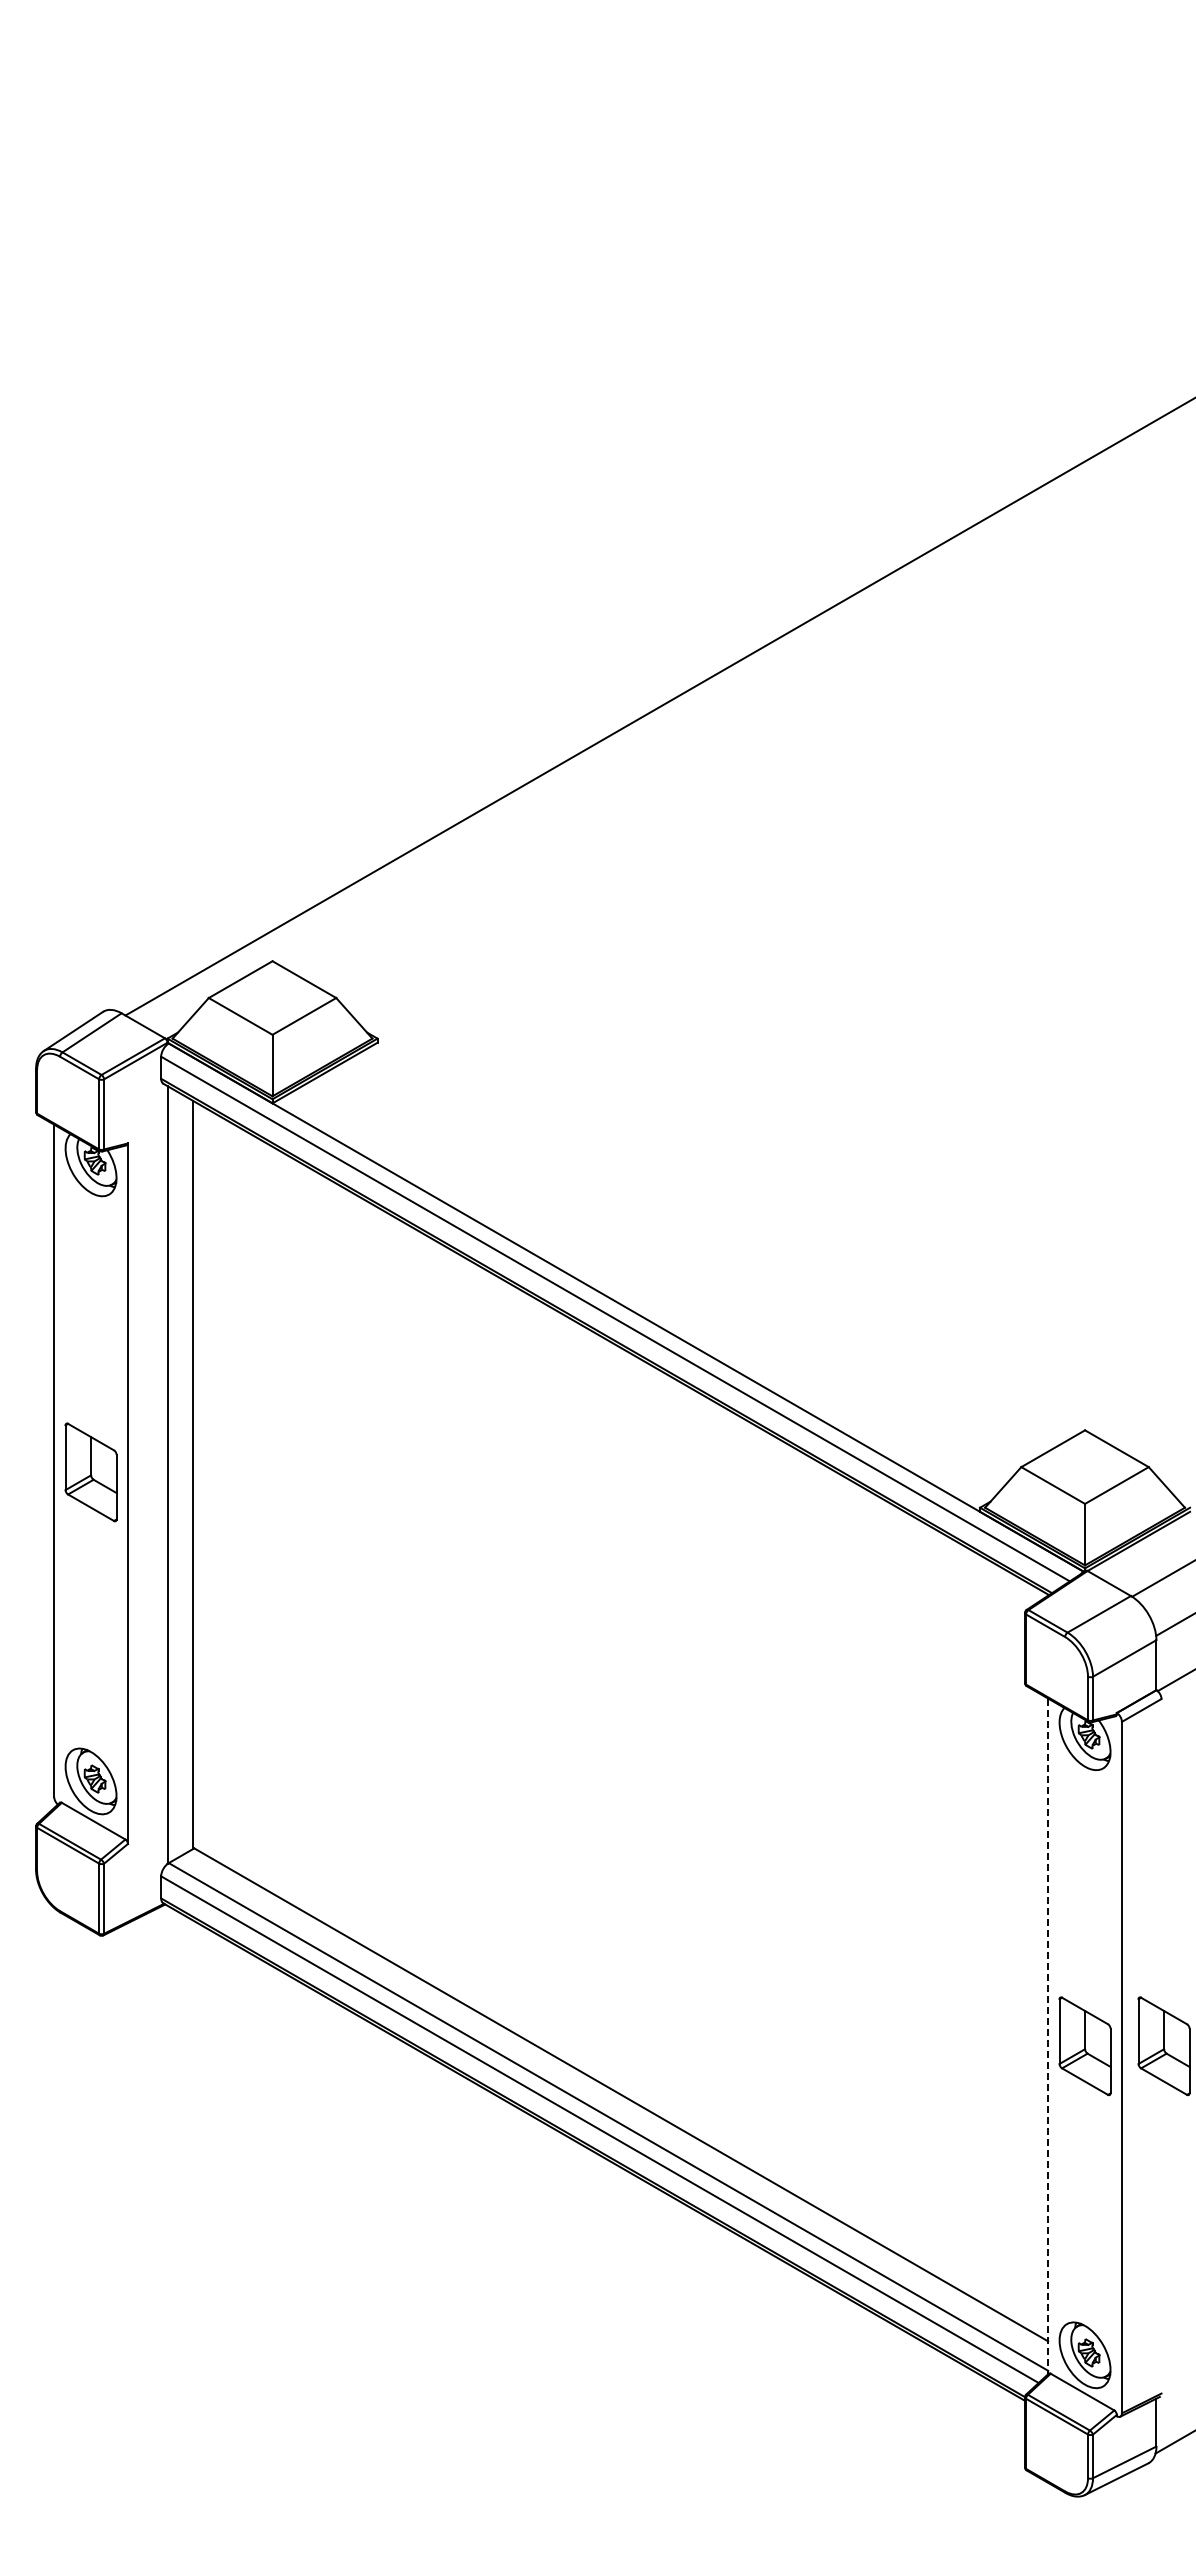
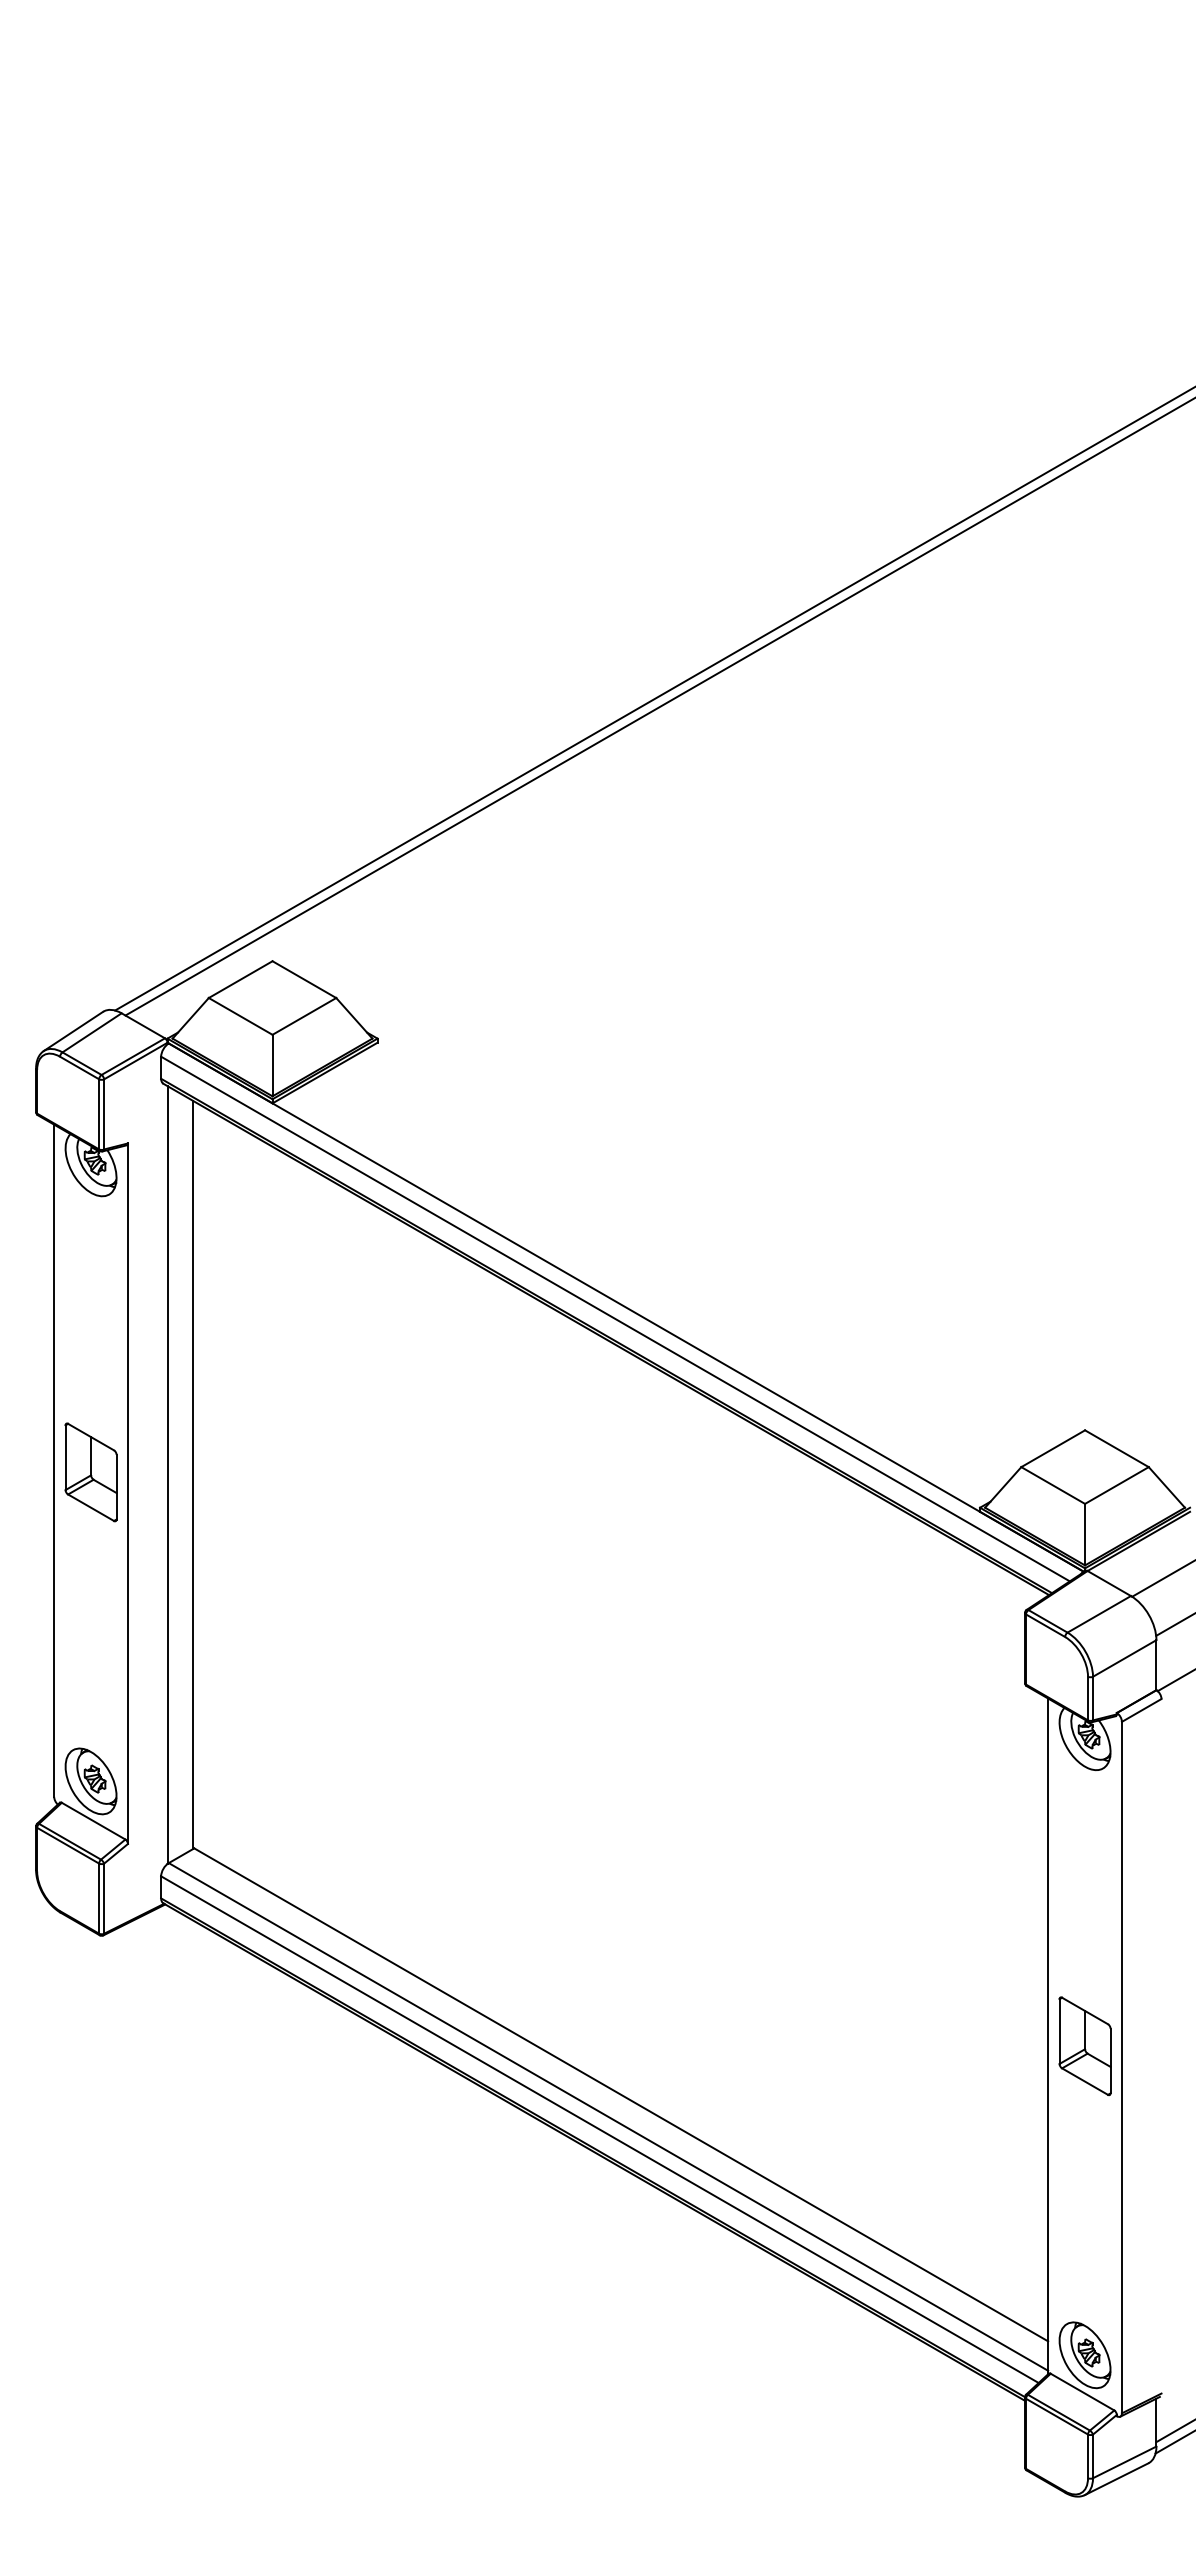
line: none -> present (653, 699)
line: dashed -> solid (1048, 2036)
part: present -> none (1163, 2046)
line: none -> present (1174, 2431)
